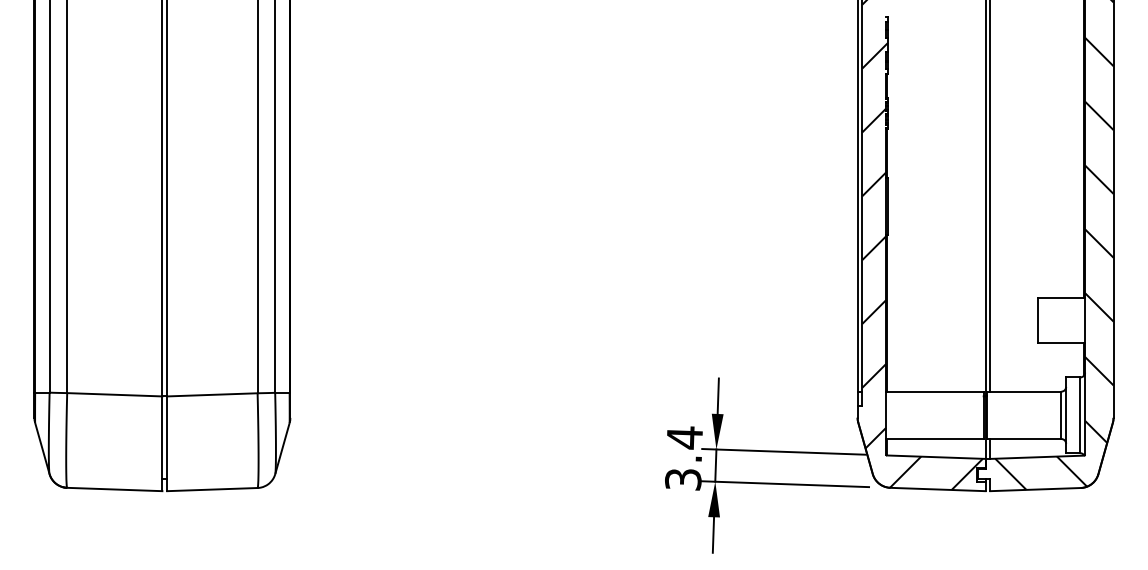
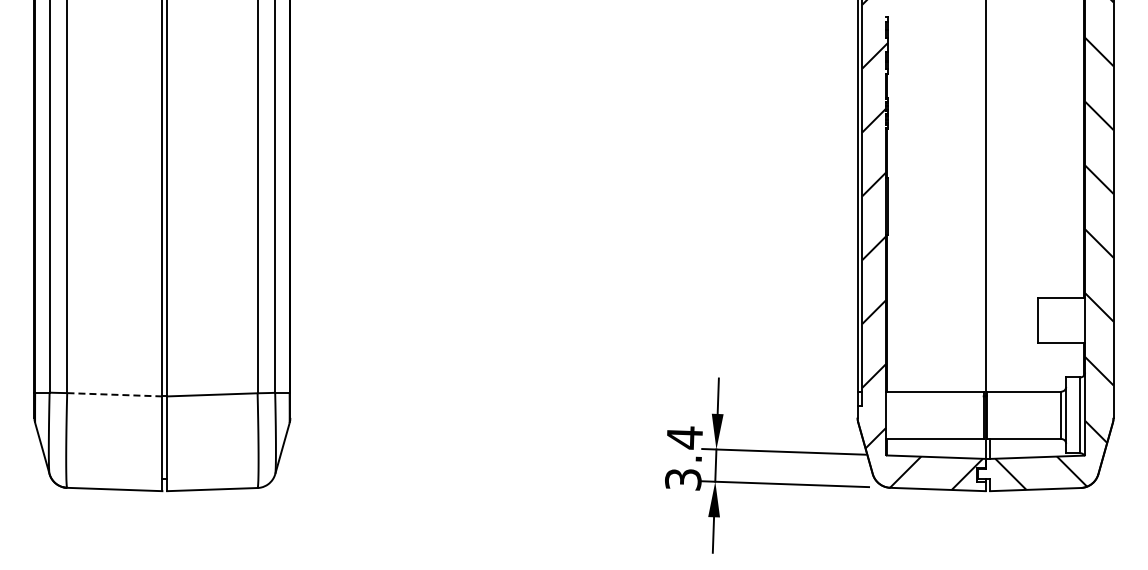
line: present -> none (990, 196)
line: solid -> dashed (114, 394)
